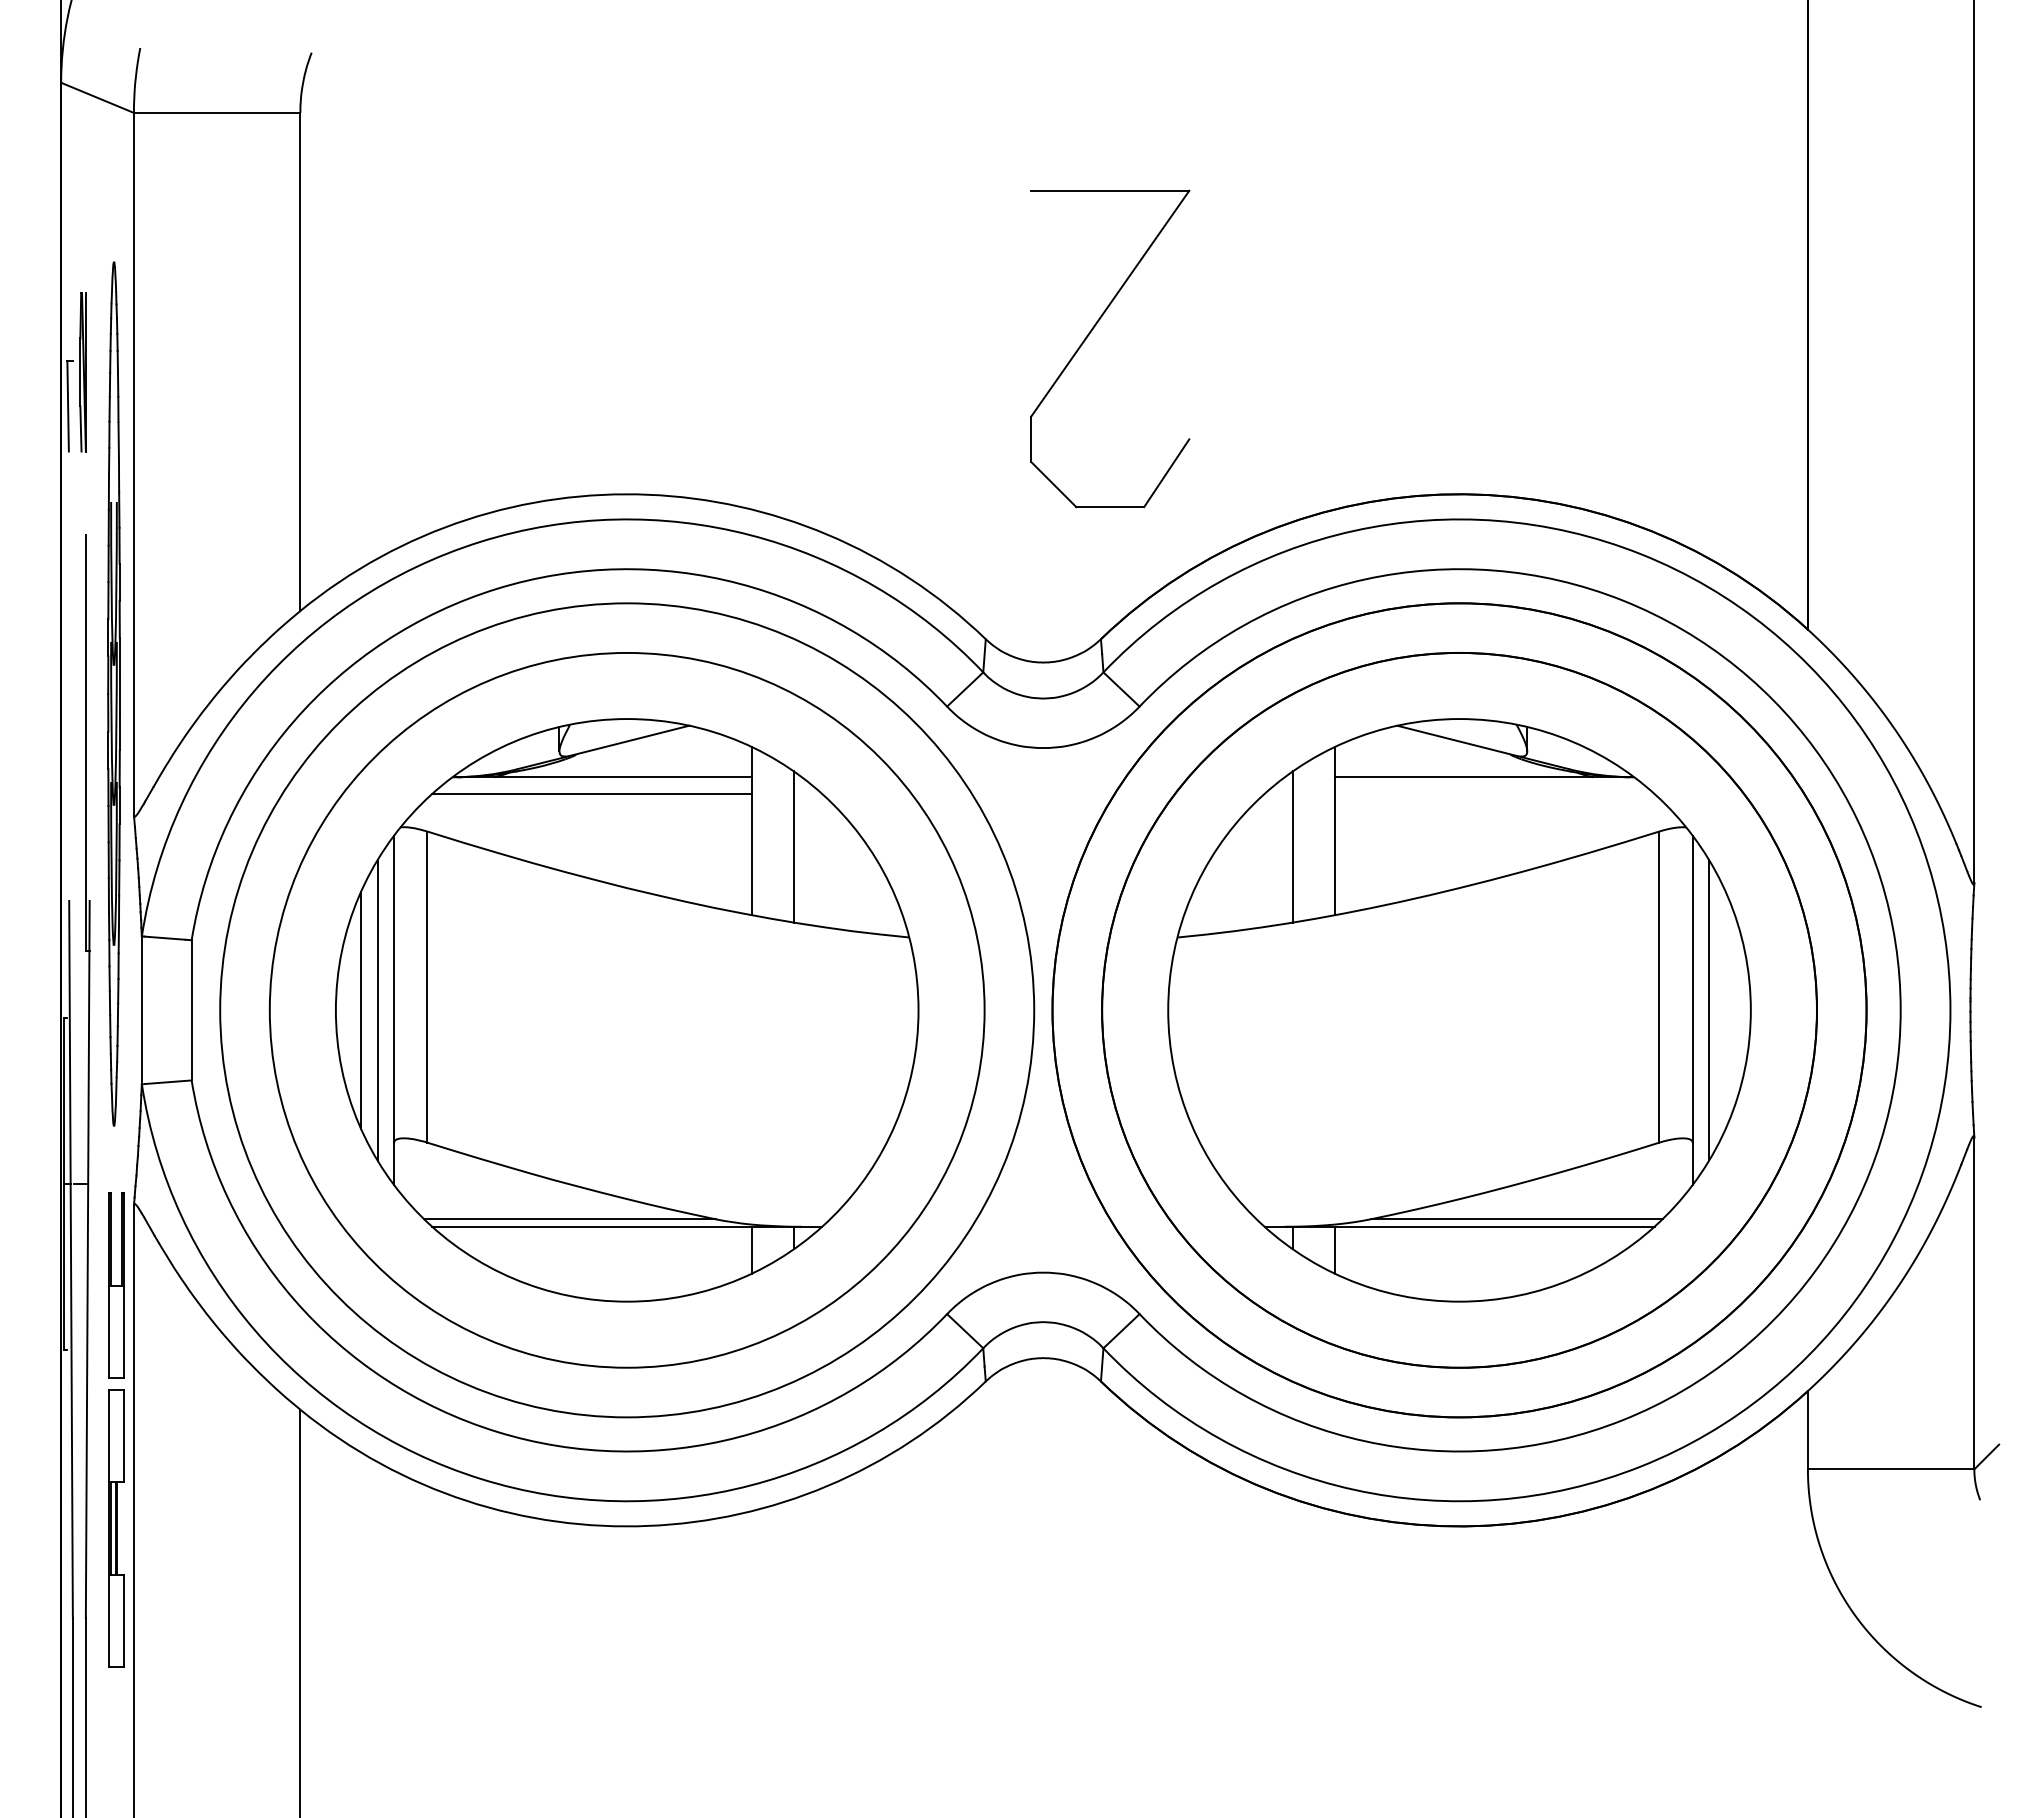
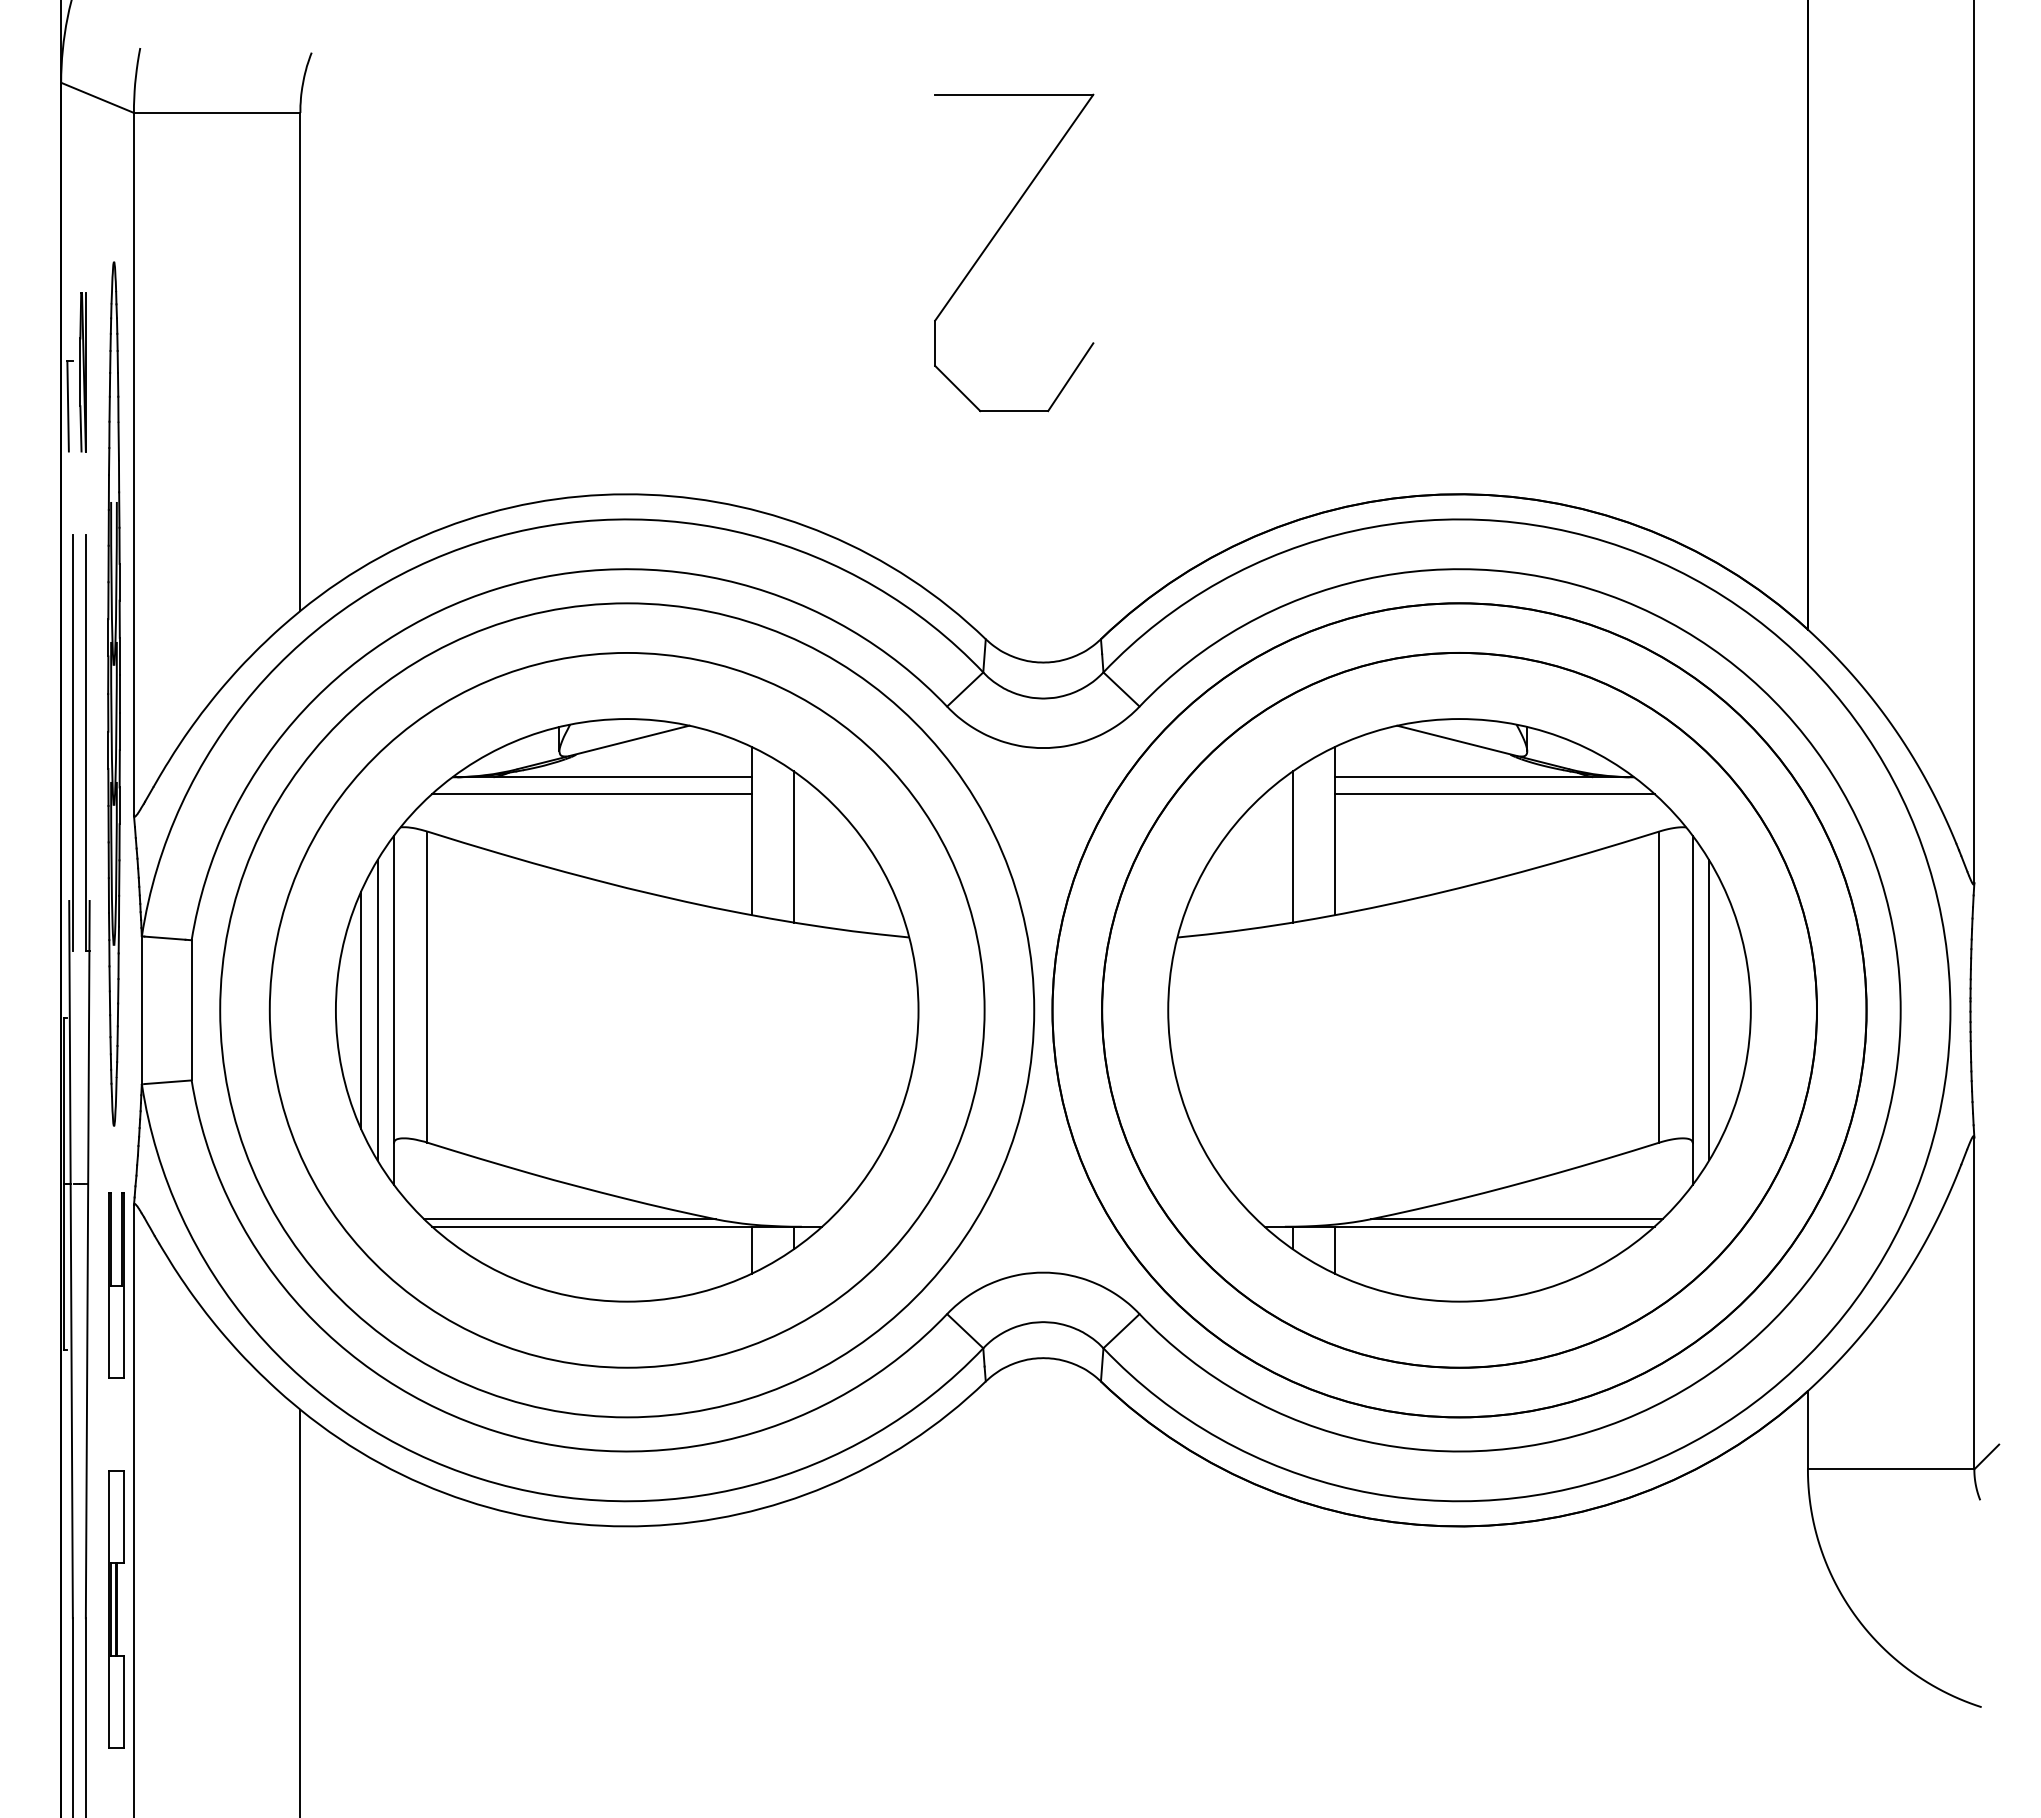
part position: (1089, 335) -> (993, 239) (993, 239)
line: none -> present (72, 742)
line: none -> present (1494, 793)
part position: (116, 1528) -> (116, 1609) (116, 1609)
